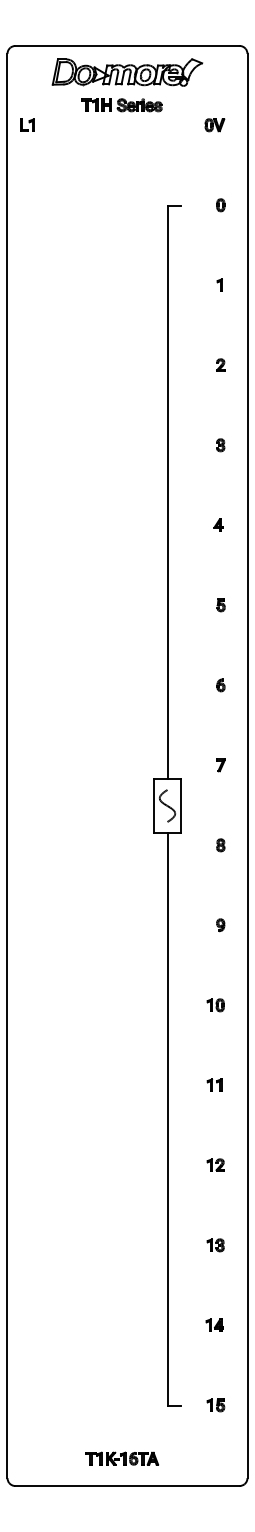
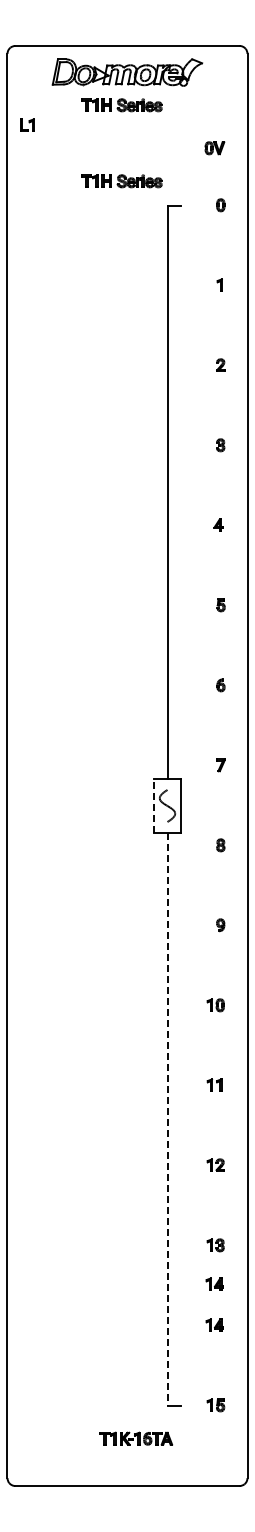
part position: (214, 125) -> (214, 148) (214, 148)
part: none -> present (121, 181)
line: solid -> dashed (154, 806)
line: solid -> dashed (167, 1119)
part: none -> present (214, 1283)
part position: (122, 1458) -> (136, 1438) (136, 1438)
